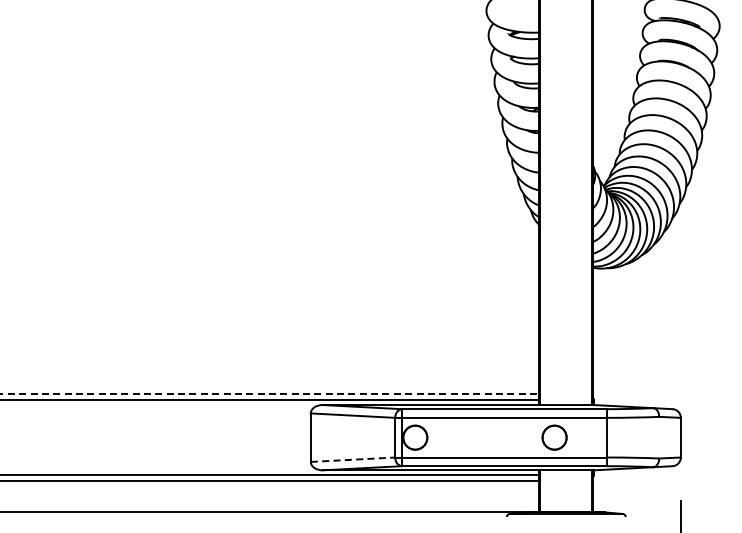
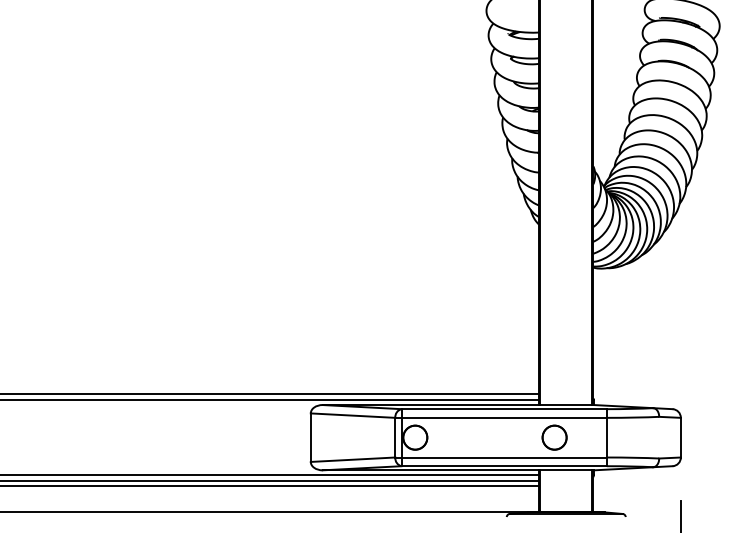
line: dashed -> solid (270, 394)
line: dashed -> solid (353, 459)
line: none -> present (270, 485)
